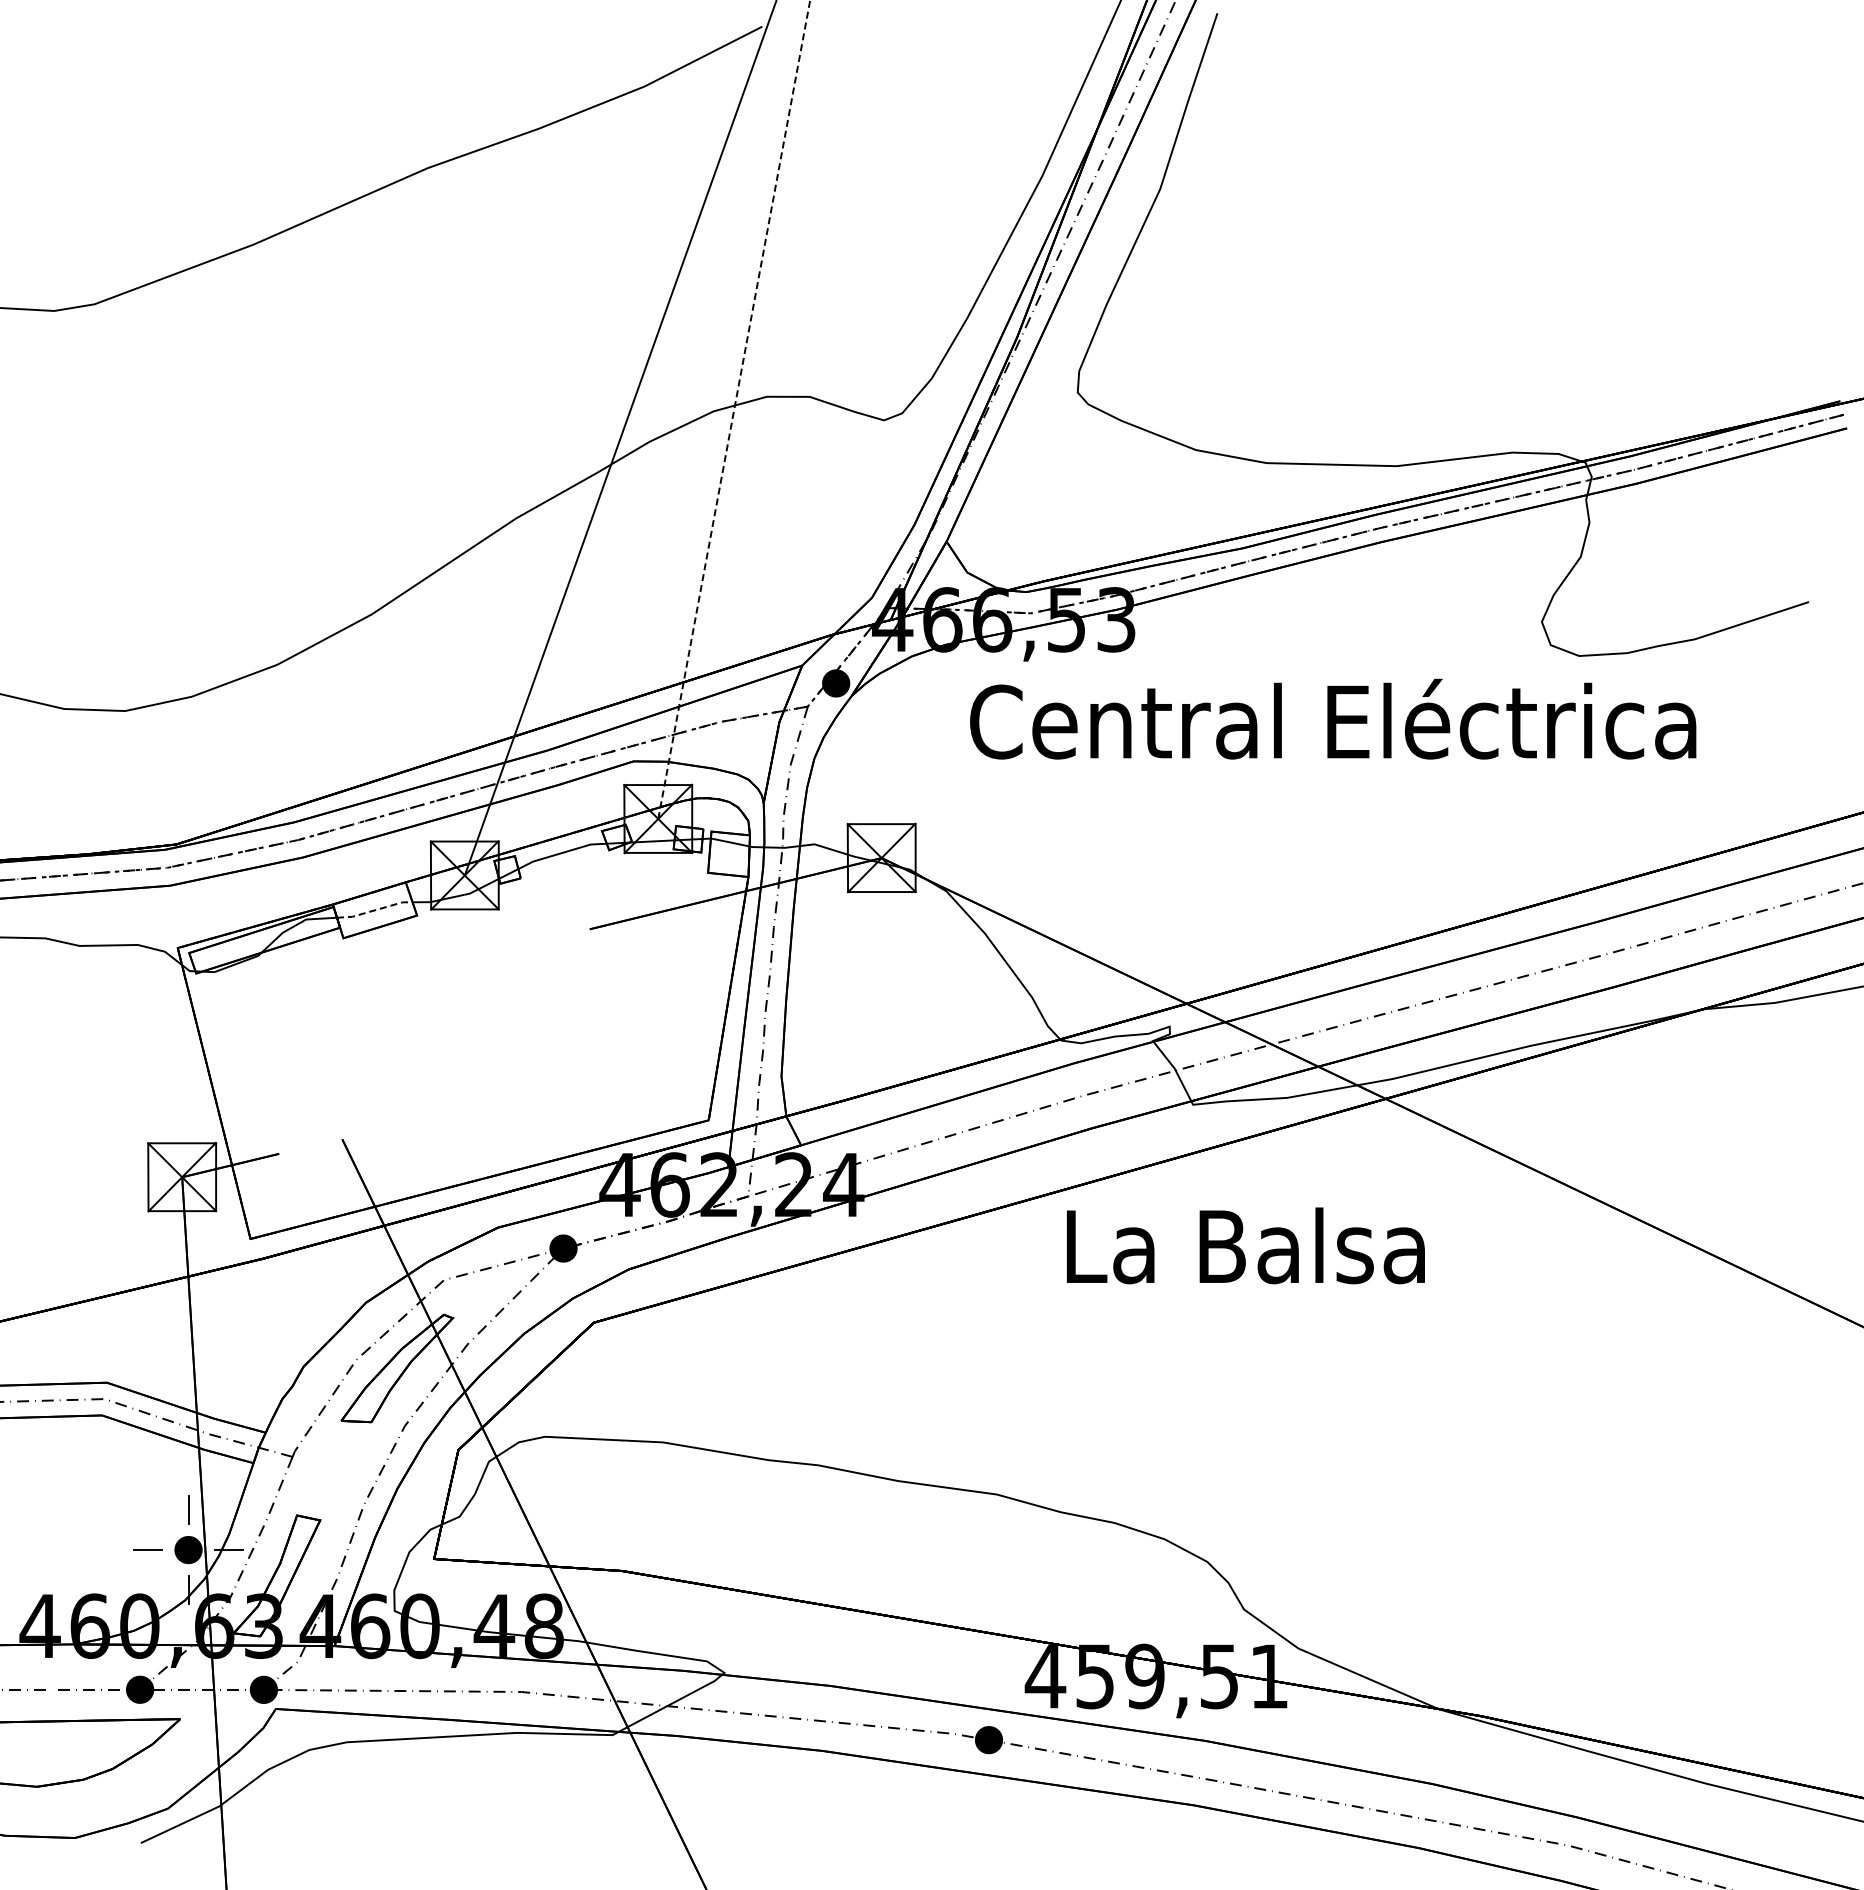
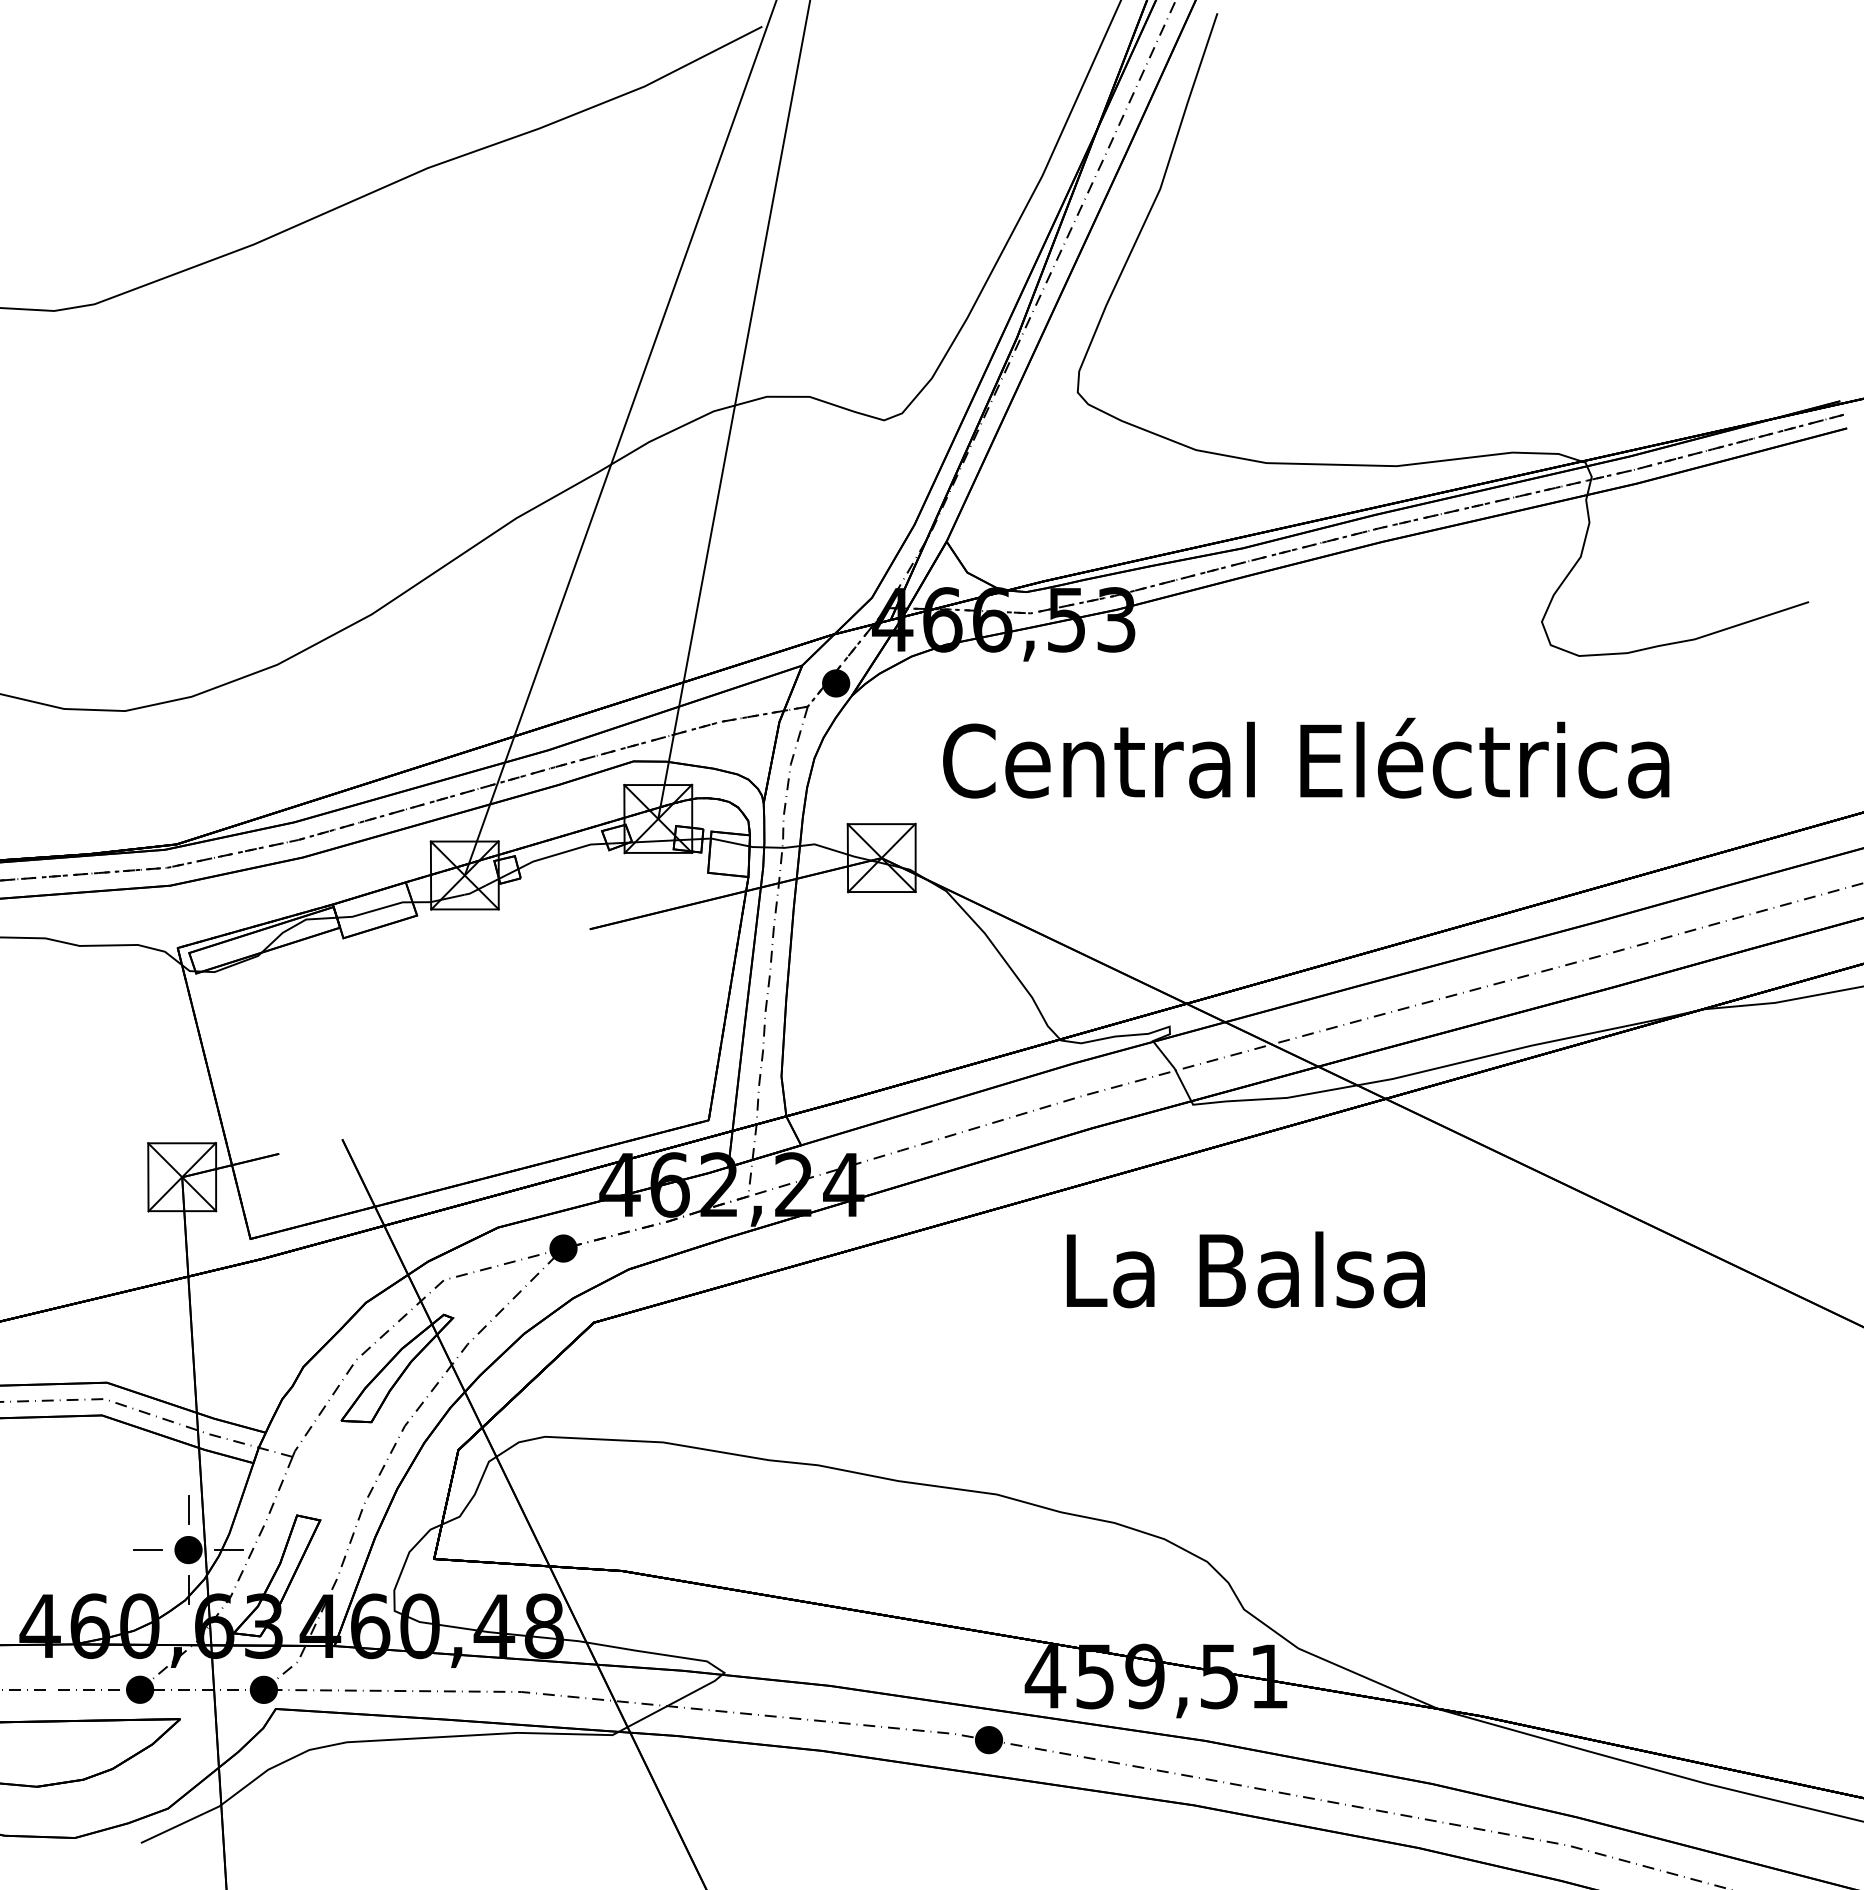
line: dashed -> solid (734, 409)
text position: (1333, 718) -> (1306, 757) (1306, 757)
line: dashed -> solid (375, 910)
text position: (1245, 1245) -> (1245, 1269) (1245, 1269)
